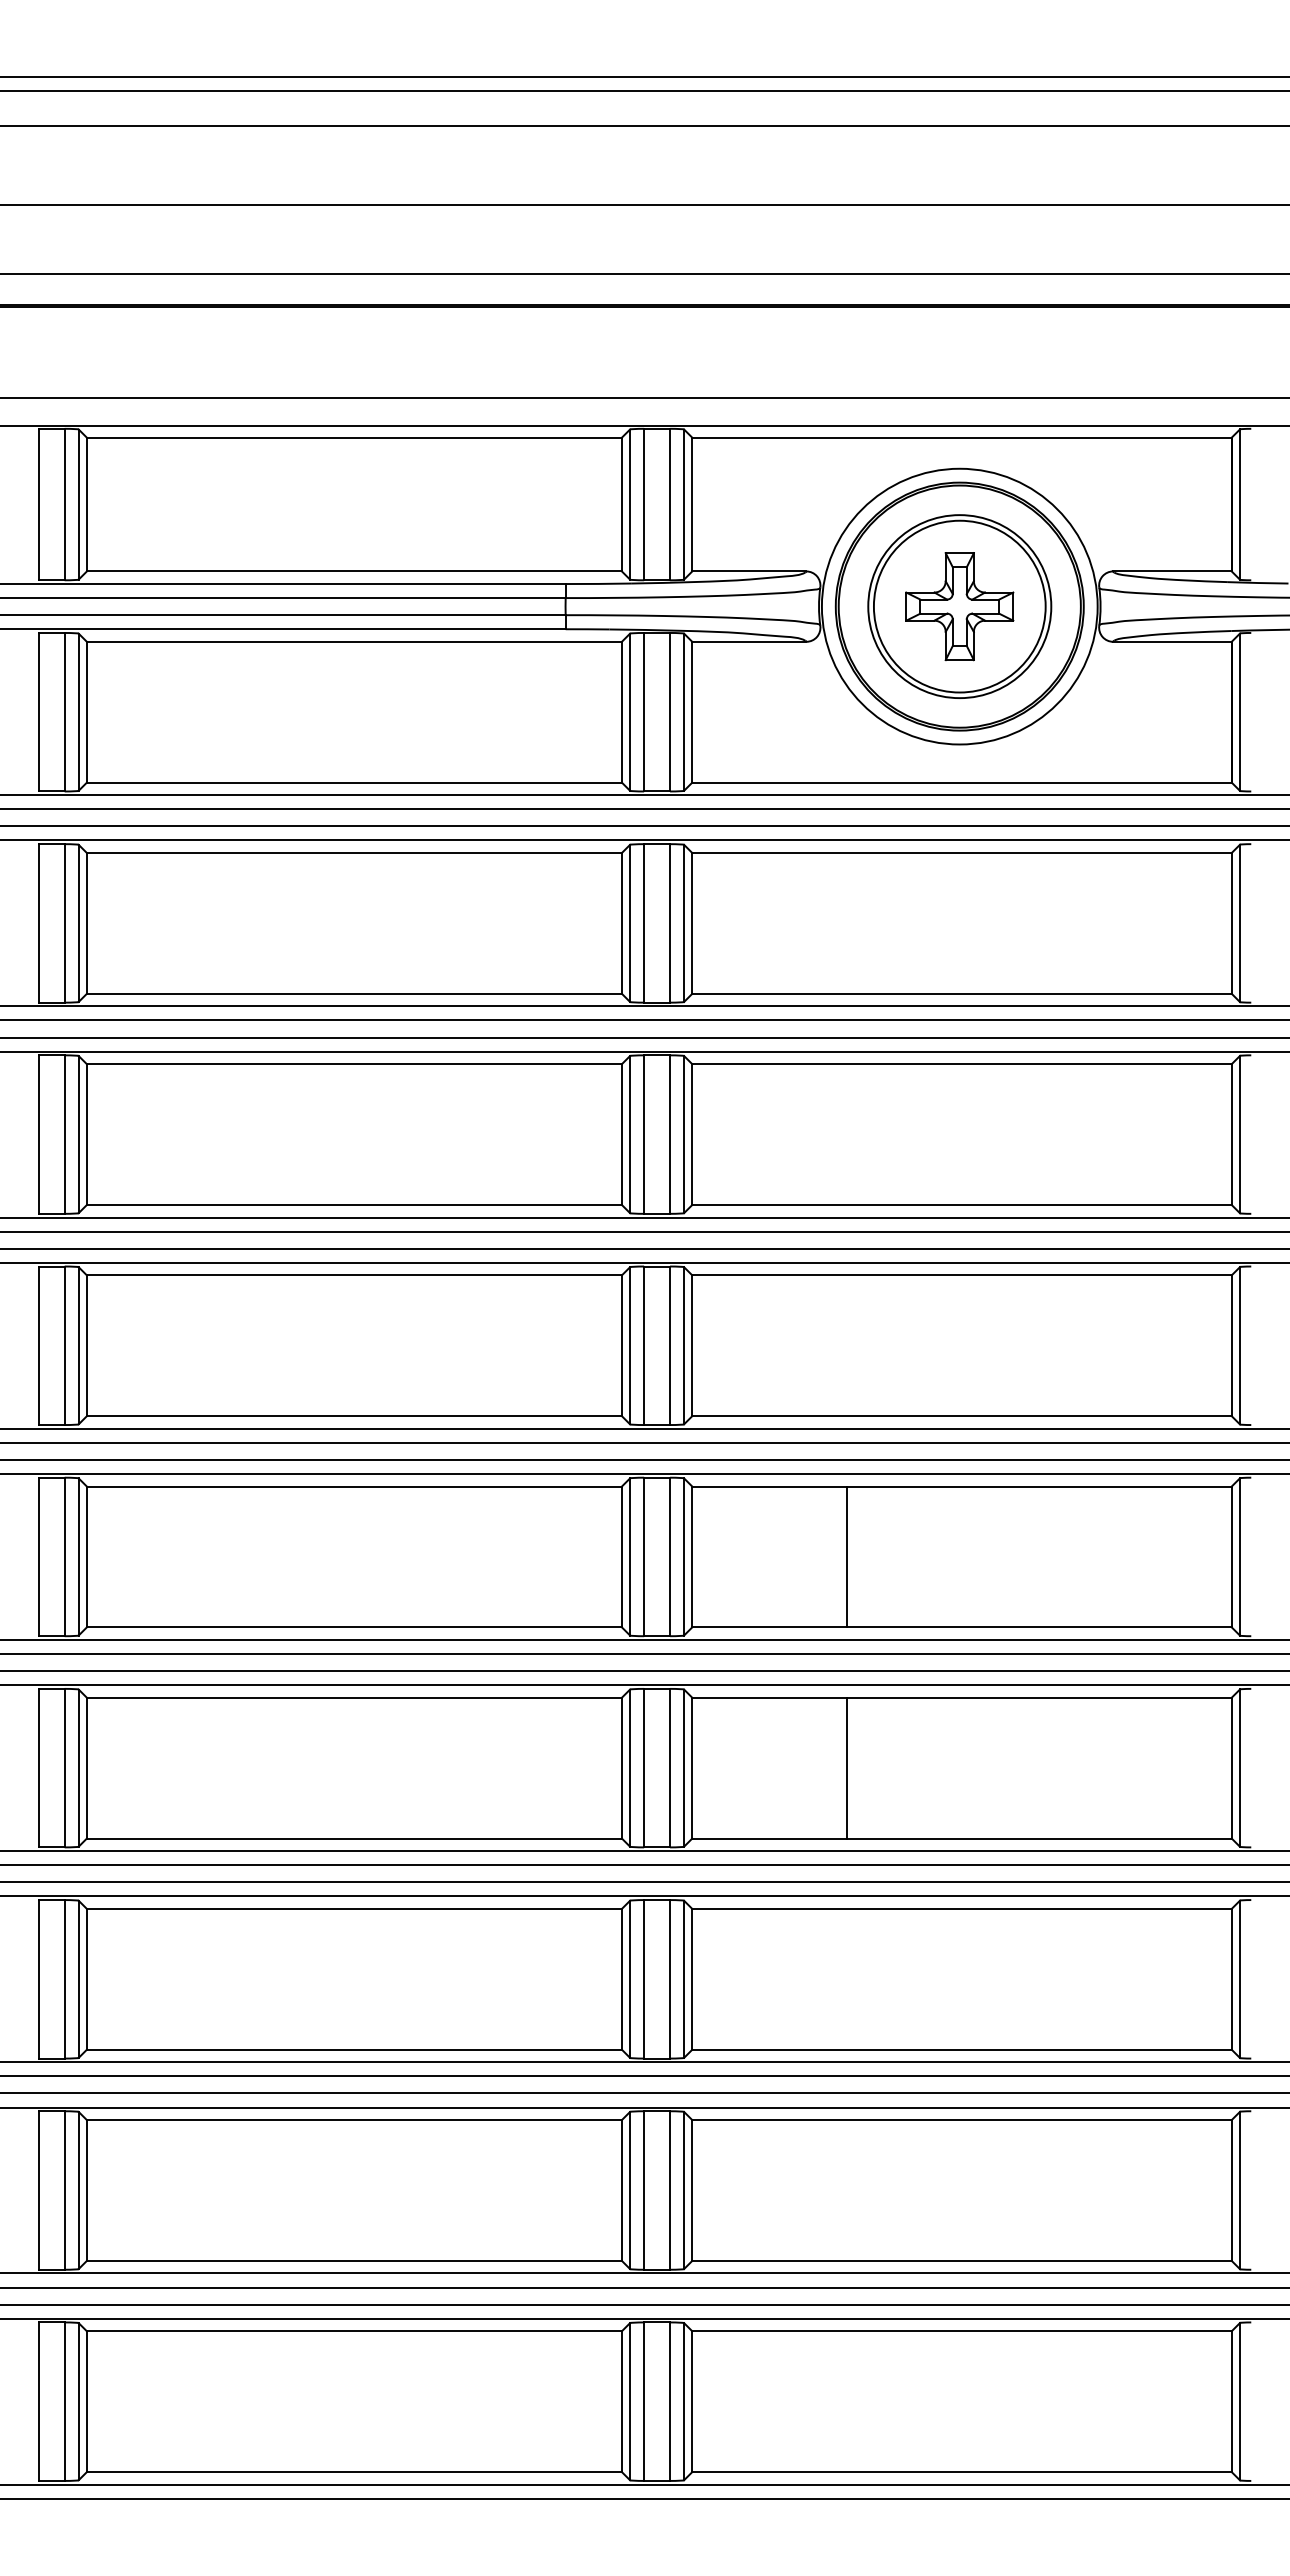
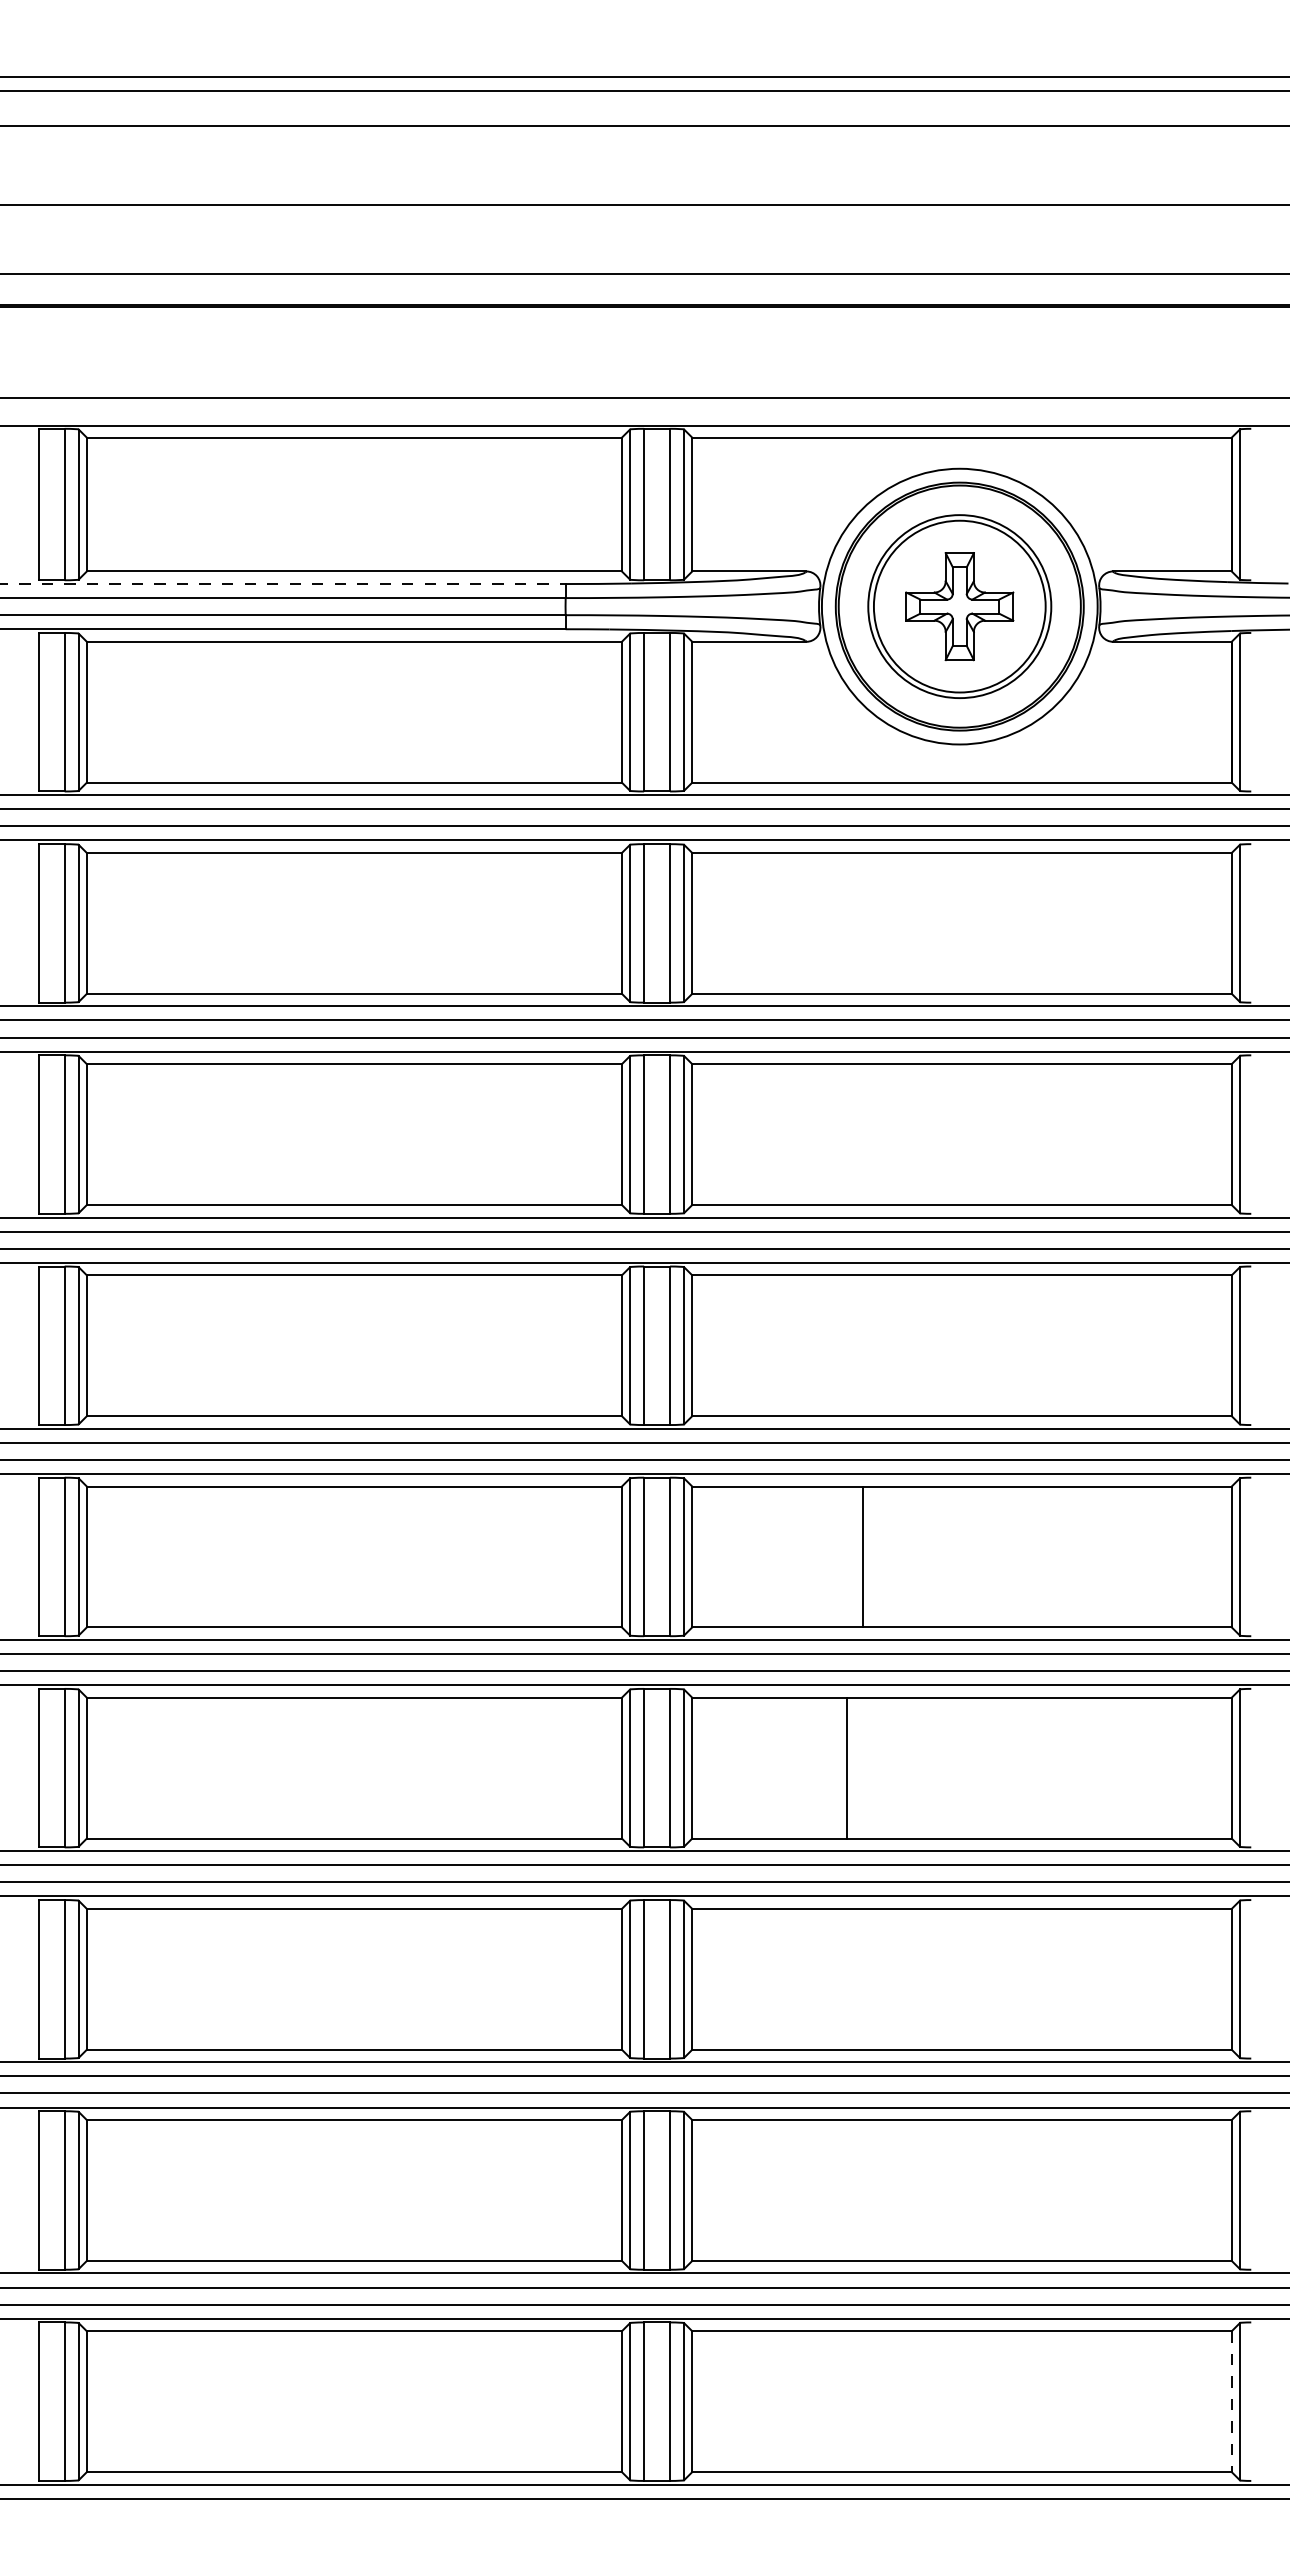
line: solid -> dashed (283, 584)
line position: (847, 1556) -> (863, 1556) (863, 1556)
line: solid -> dashed (1231, 2402)
